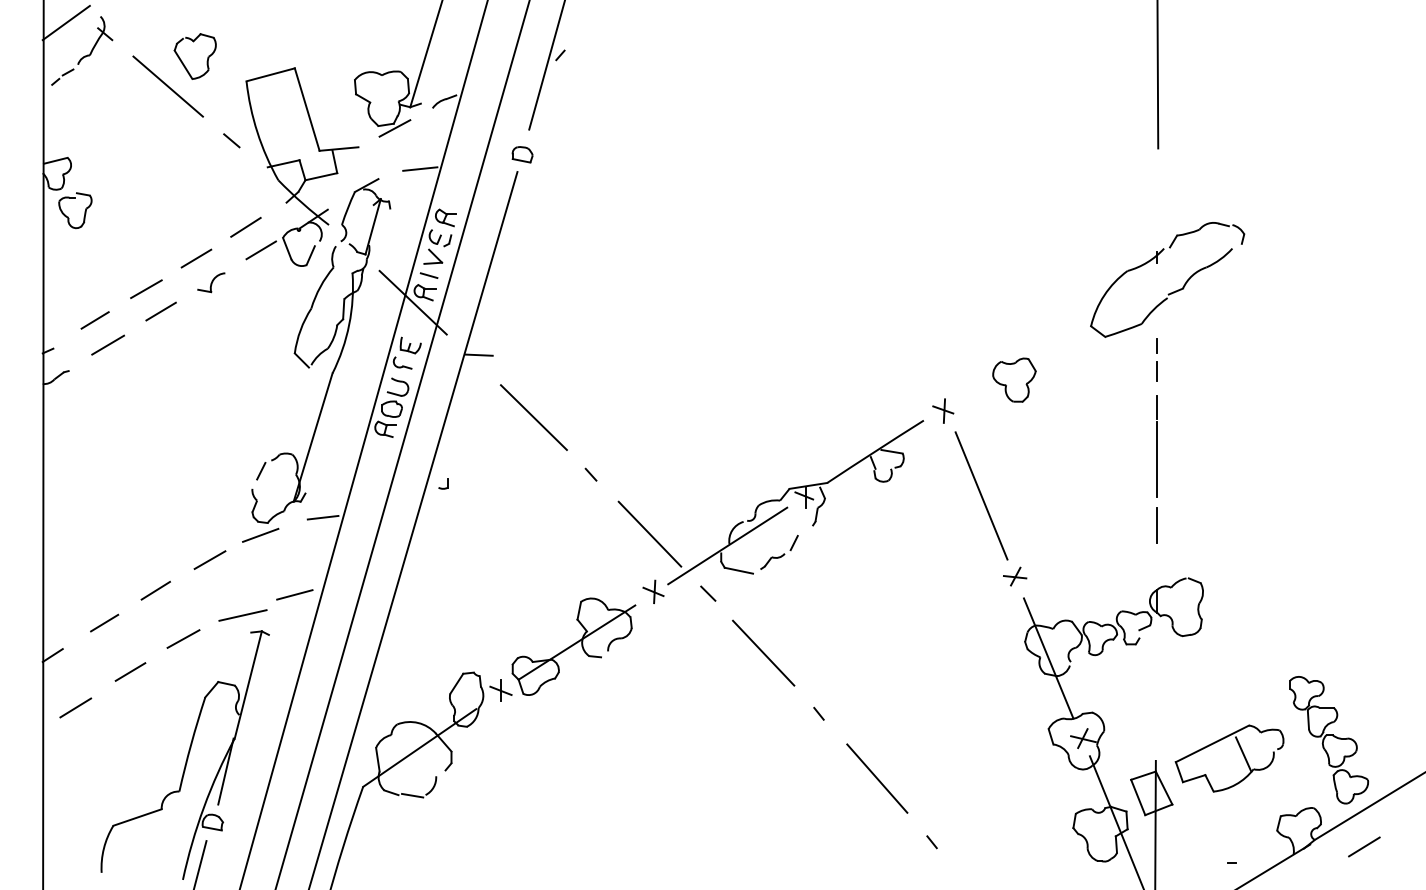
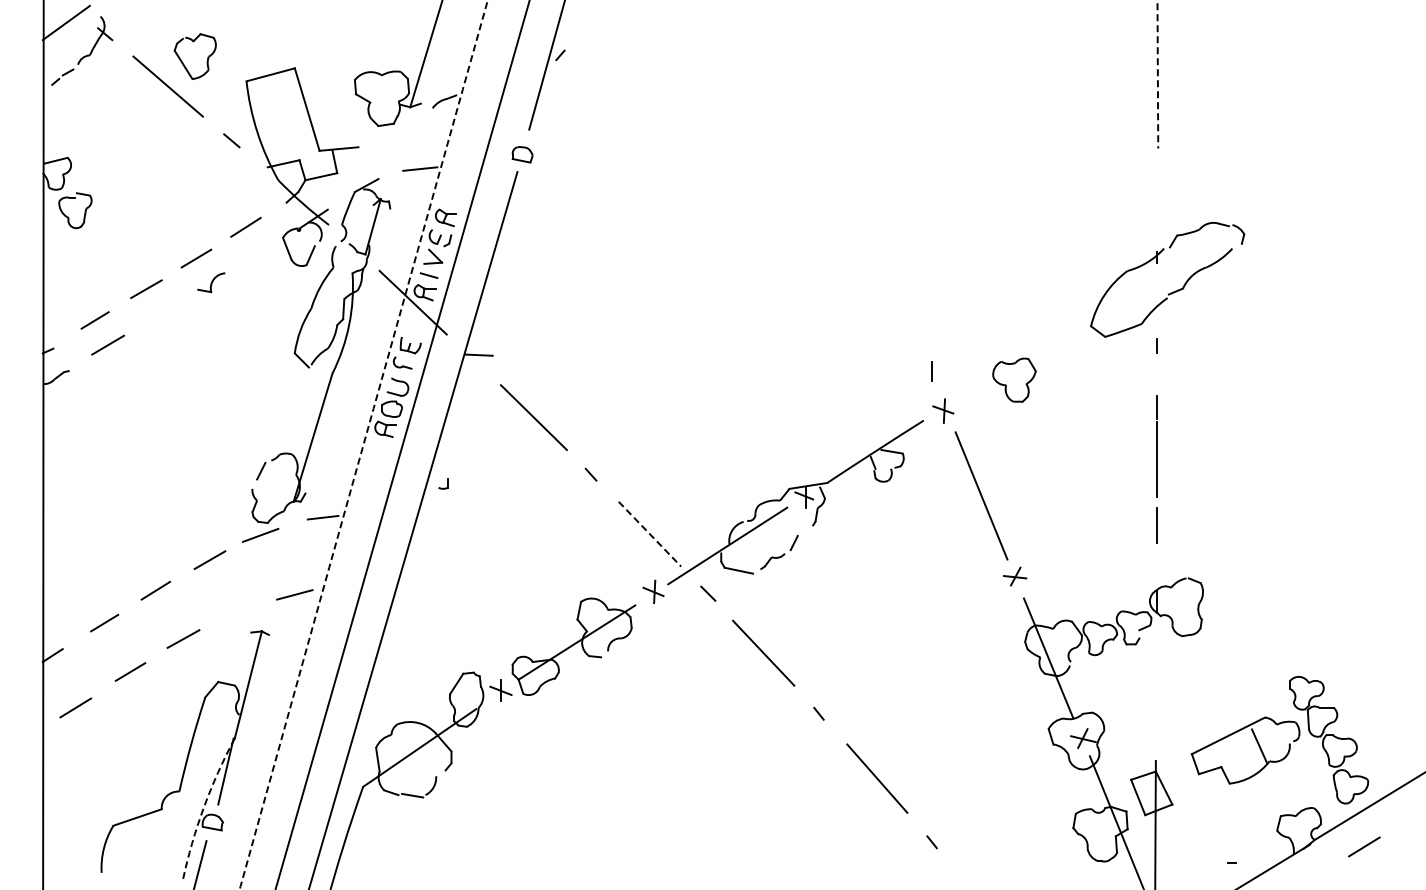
line: solid -> dashed (1157, 74)
line: present -> none (394, 128)
line: present -> none (261, 250)
line: present -> none (160, 311)
line position: (1156, 371) -> (931, 371) (931, 371)
arc: solid -> dashed (363, 445)
line: solid -> dashed (649, 534)
line: present -> none (242, 615)
part position: (1241, 752) -> (1257, 744) (1257, 744)
arc: solid -> dashed (203, 807)
